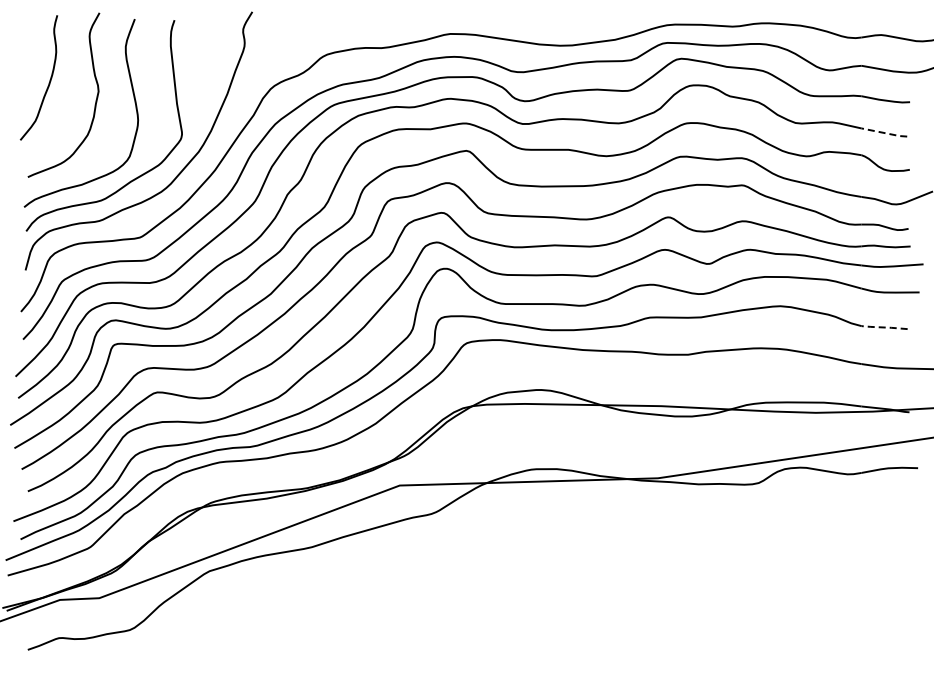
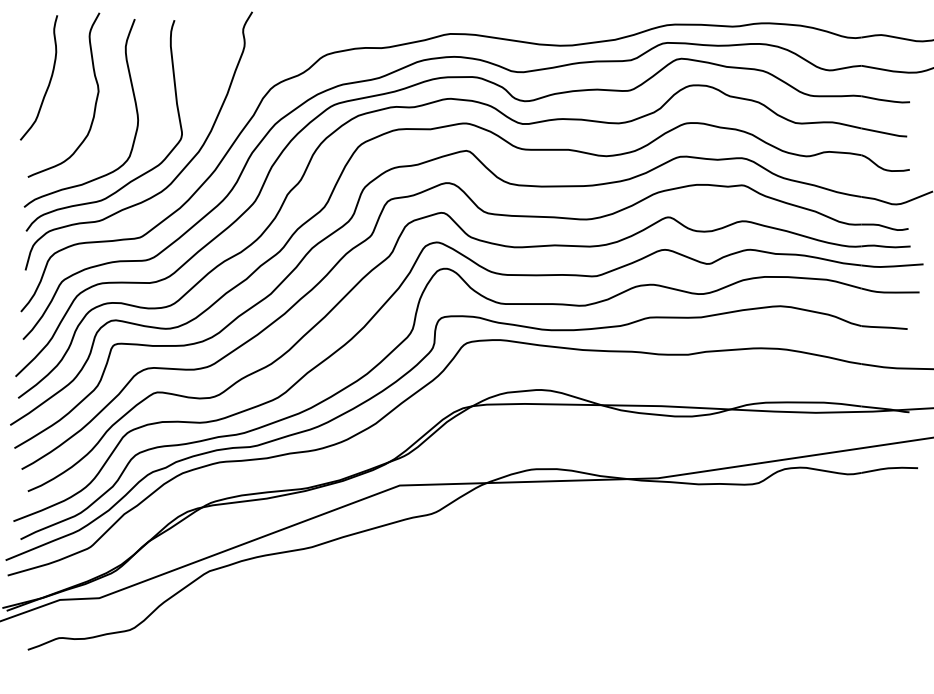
line: dashed -> solid (884, 133)
line: dashed -> solid (884, 327)
